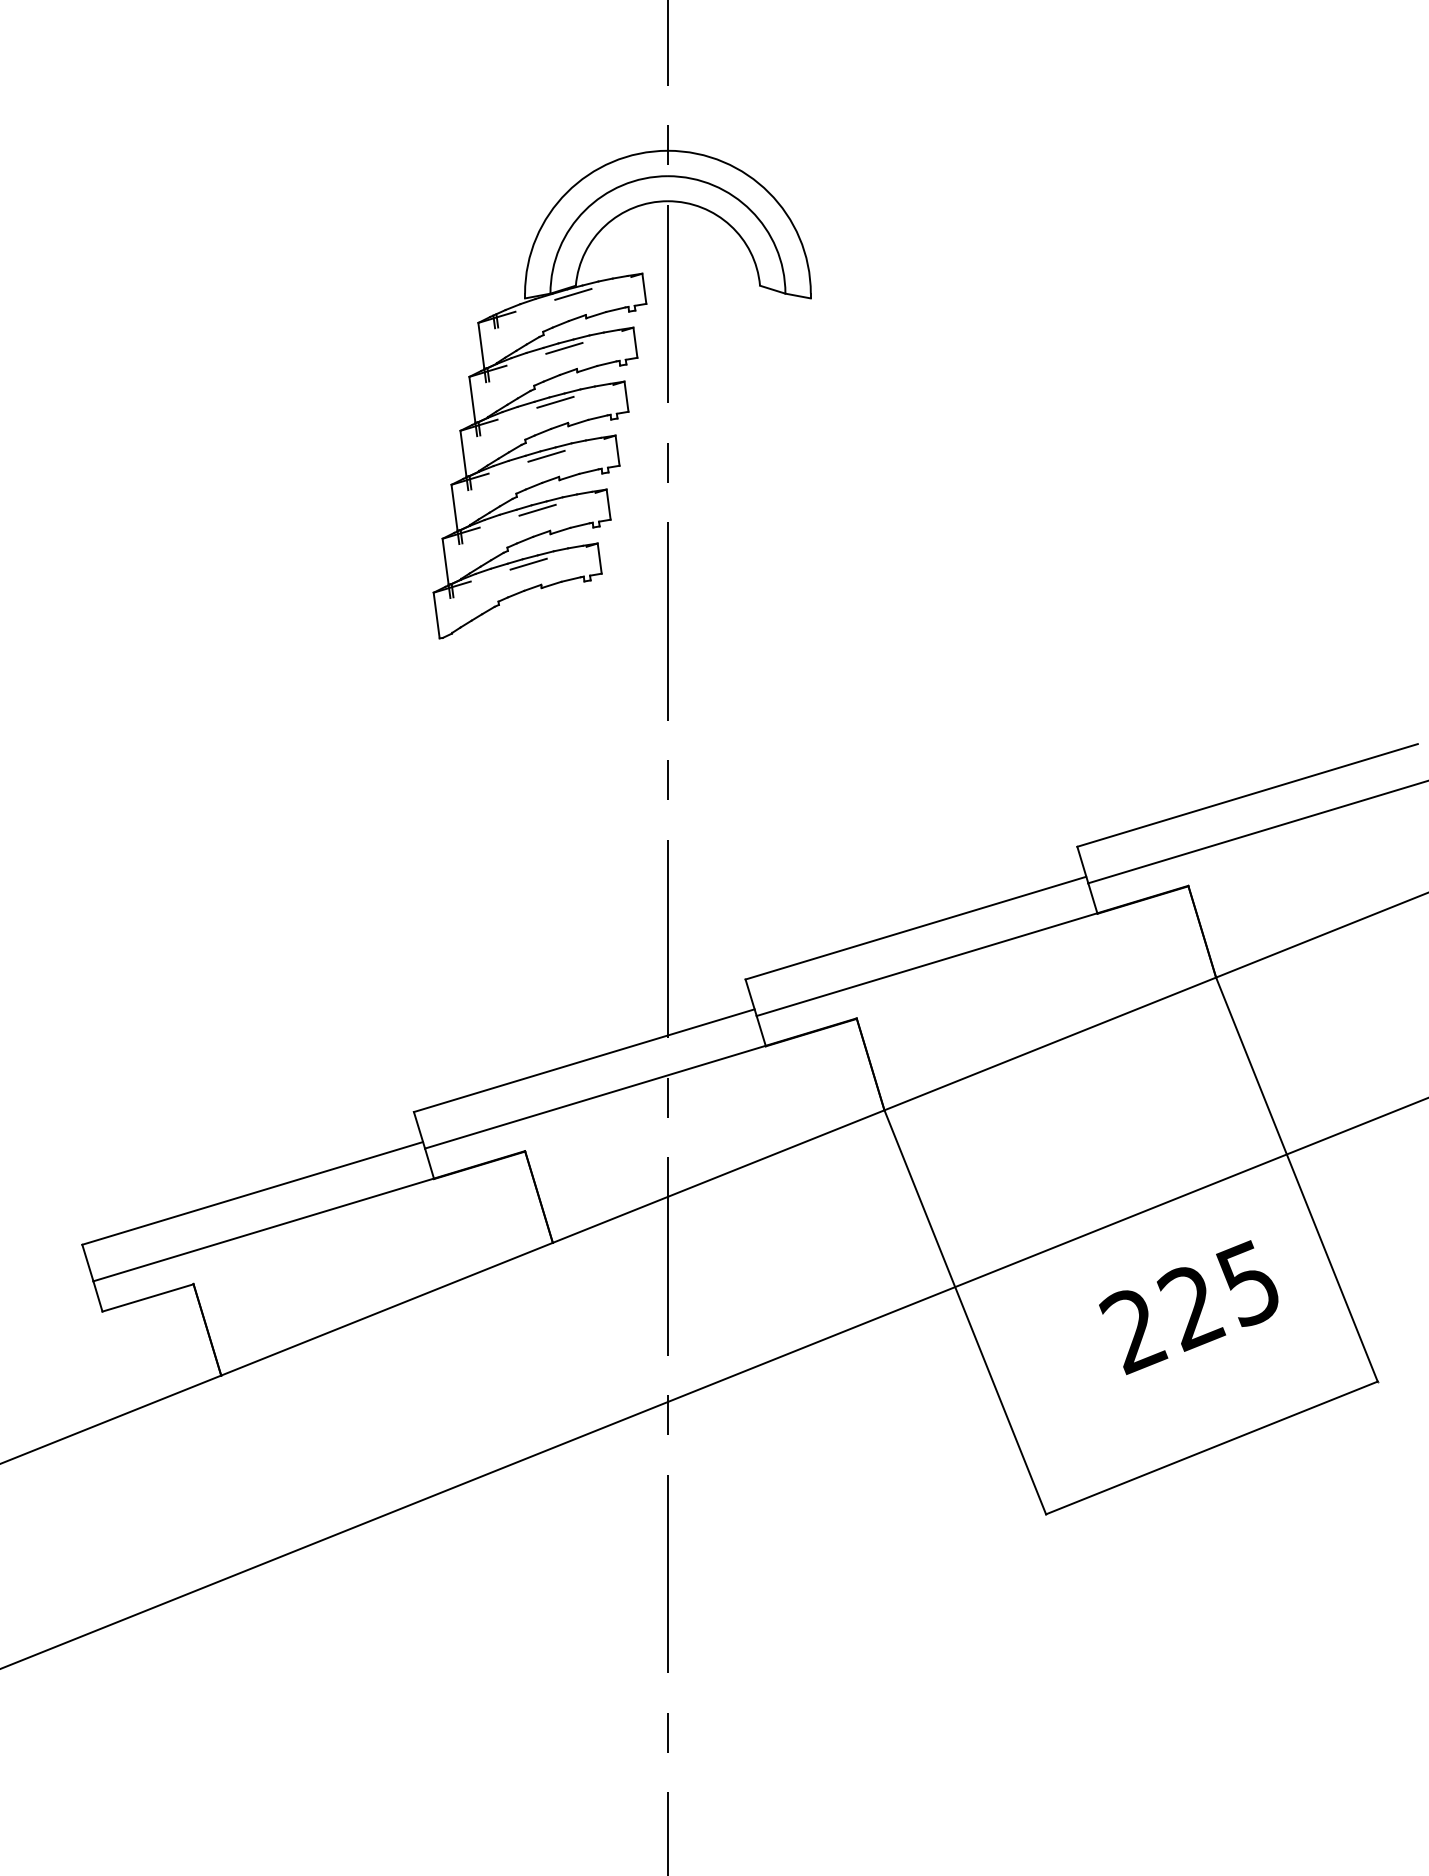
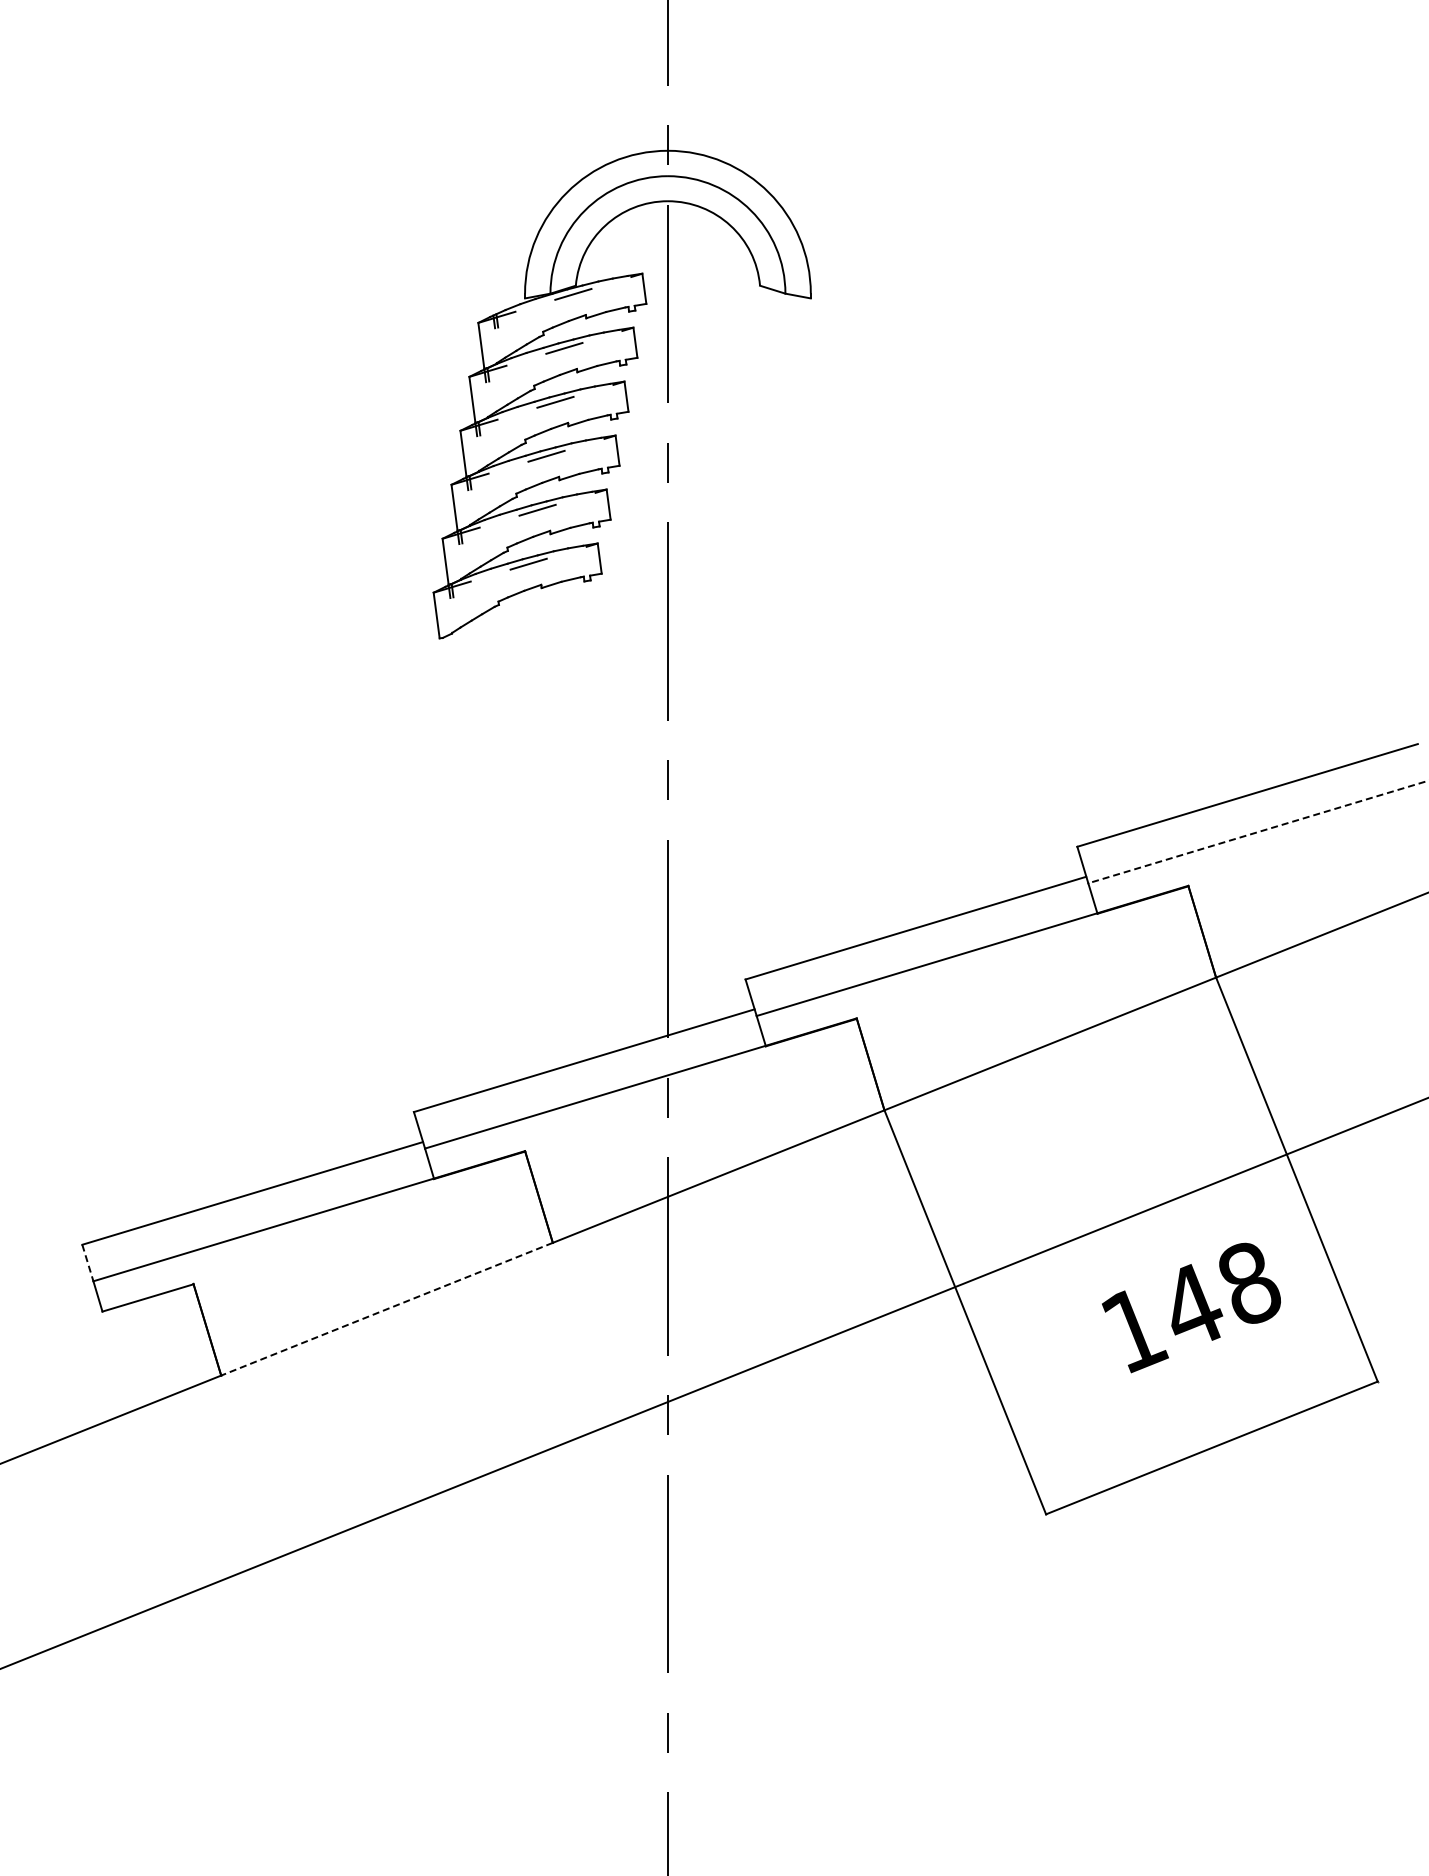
line: solid -> dashed (1257, 832)
line: solid -> dashed (88, 1263)
text: 225 -> 148 (1190, 1307)
line: solid -> dashed (387, 1309)
